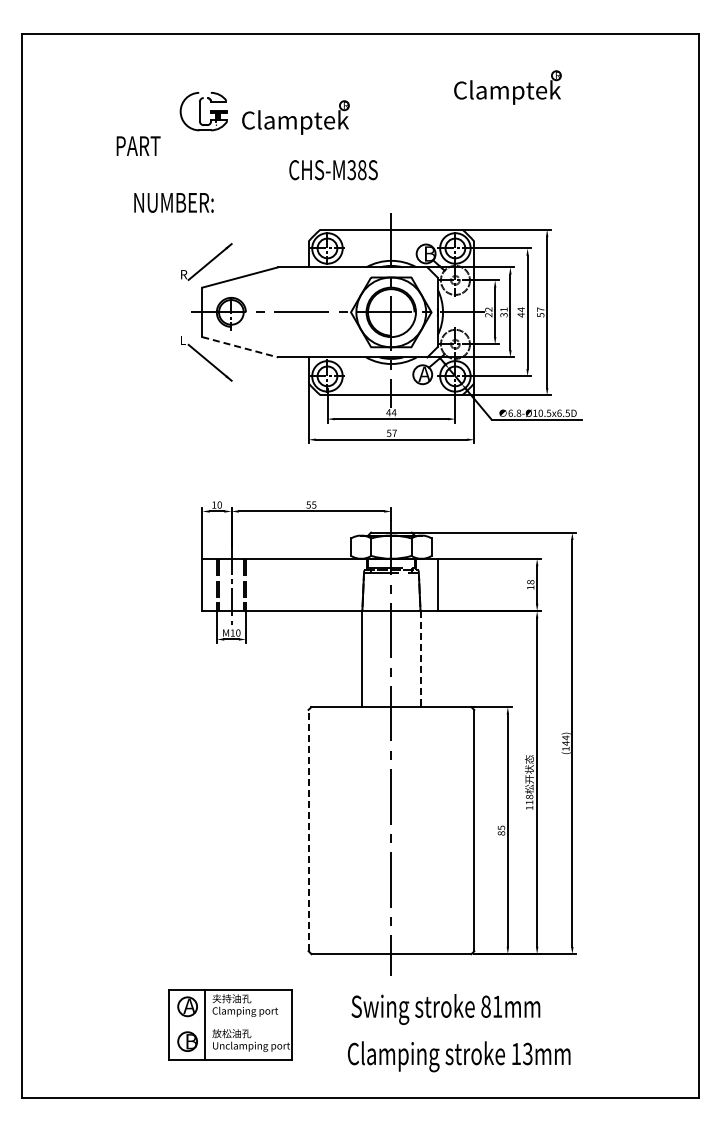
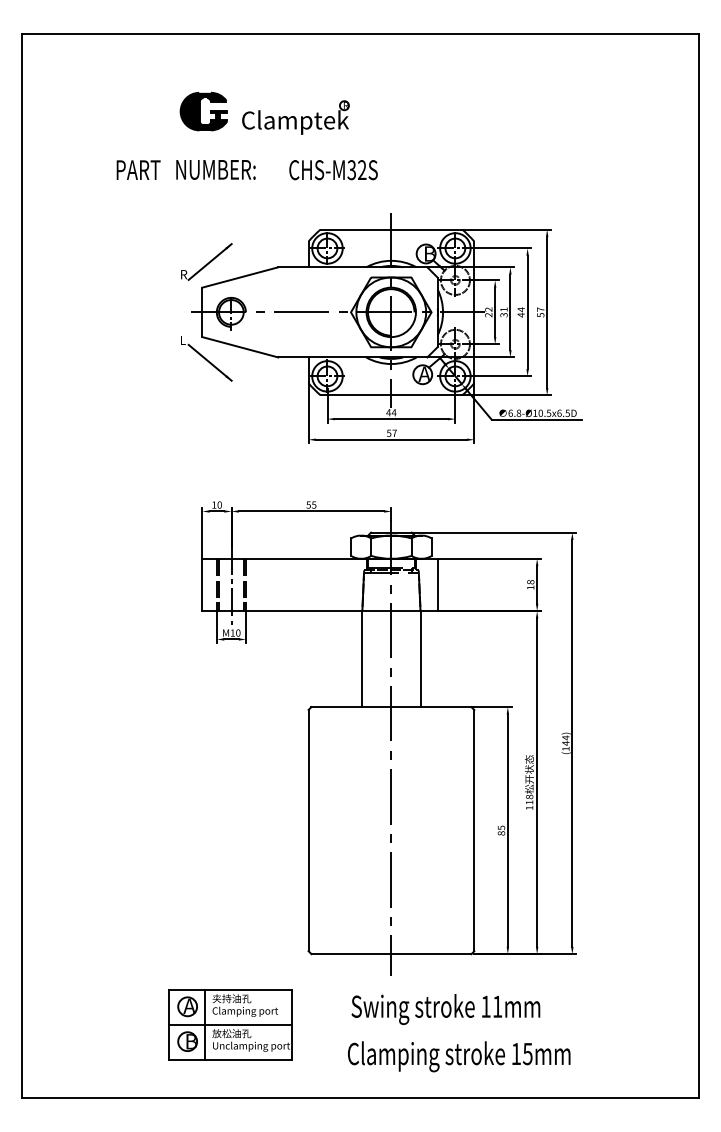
part: present -> none (507, 87)
fill: none -> present (203, 111)
text position: (138, 145) -> (138, 169) (138, 169)
text: CHS-M38S -> CHS-M32S (362, 170)
text position: (173, 202) -> (215, 169) (215, 169)
line: dashed -> solid (240, 347)
line: dashed -> solid (420, 659)
line: dashed -> solid (308, 830)
text: 81mm -> 11mm (485, 1006)
line: none -> present (230, 1024)
text: 13mm -> 15mm (527, 1053)
